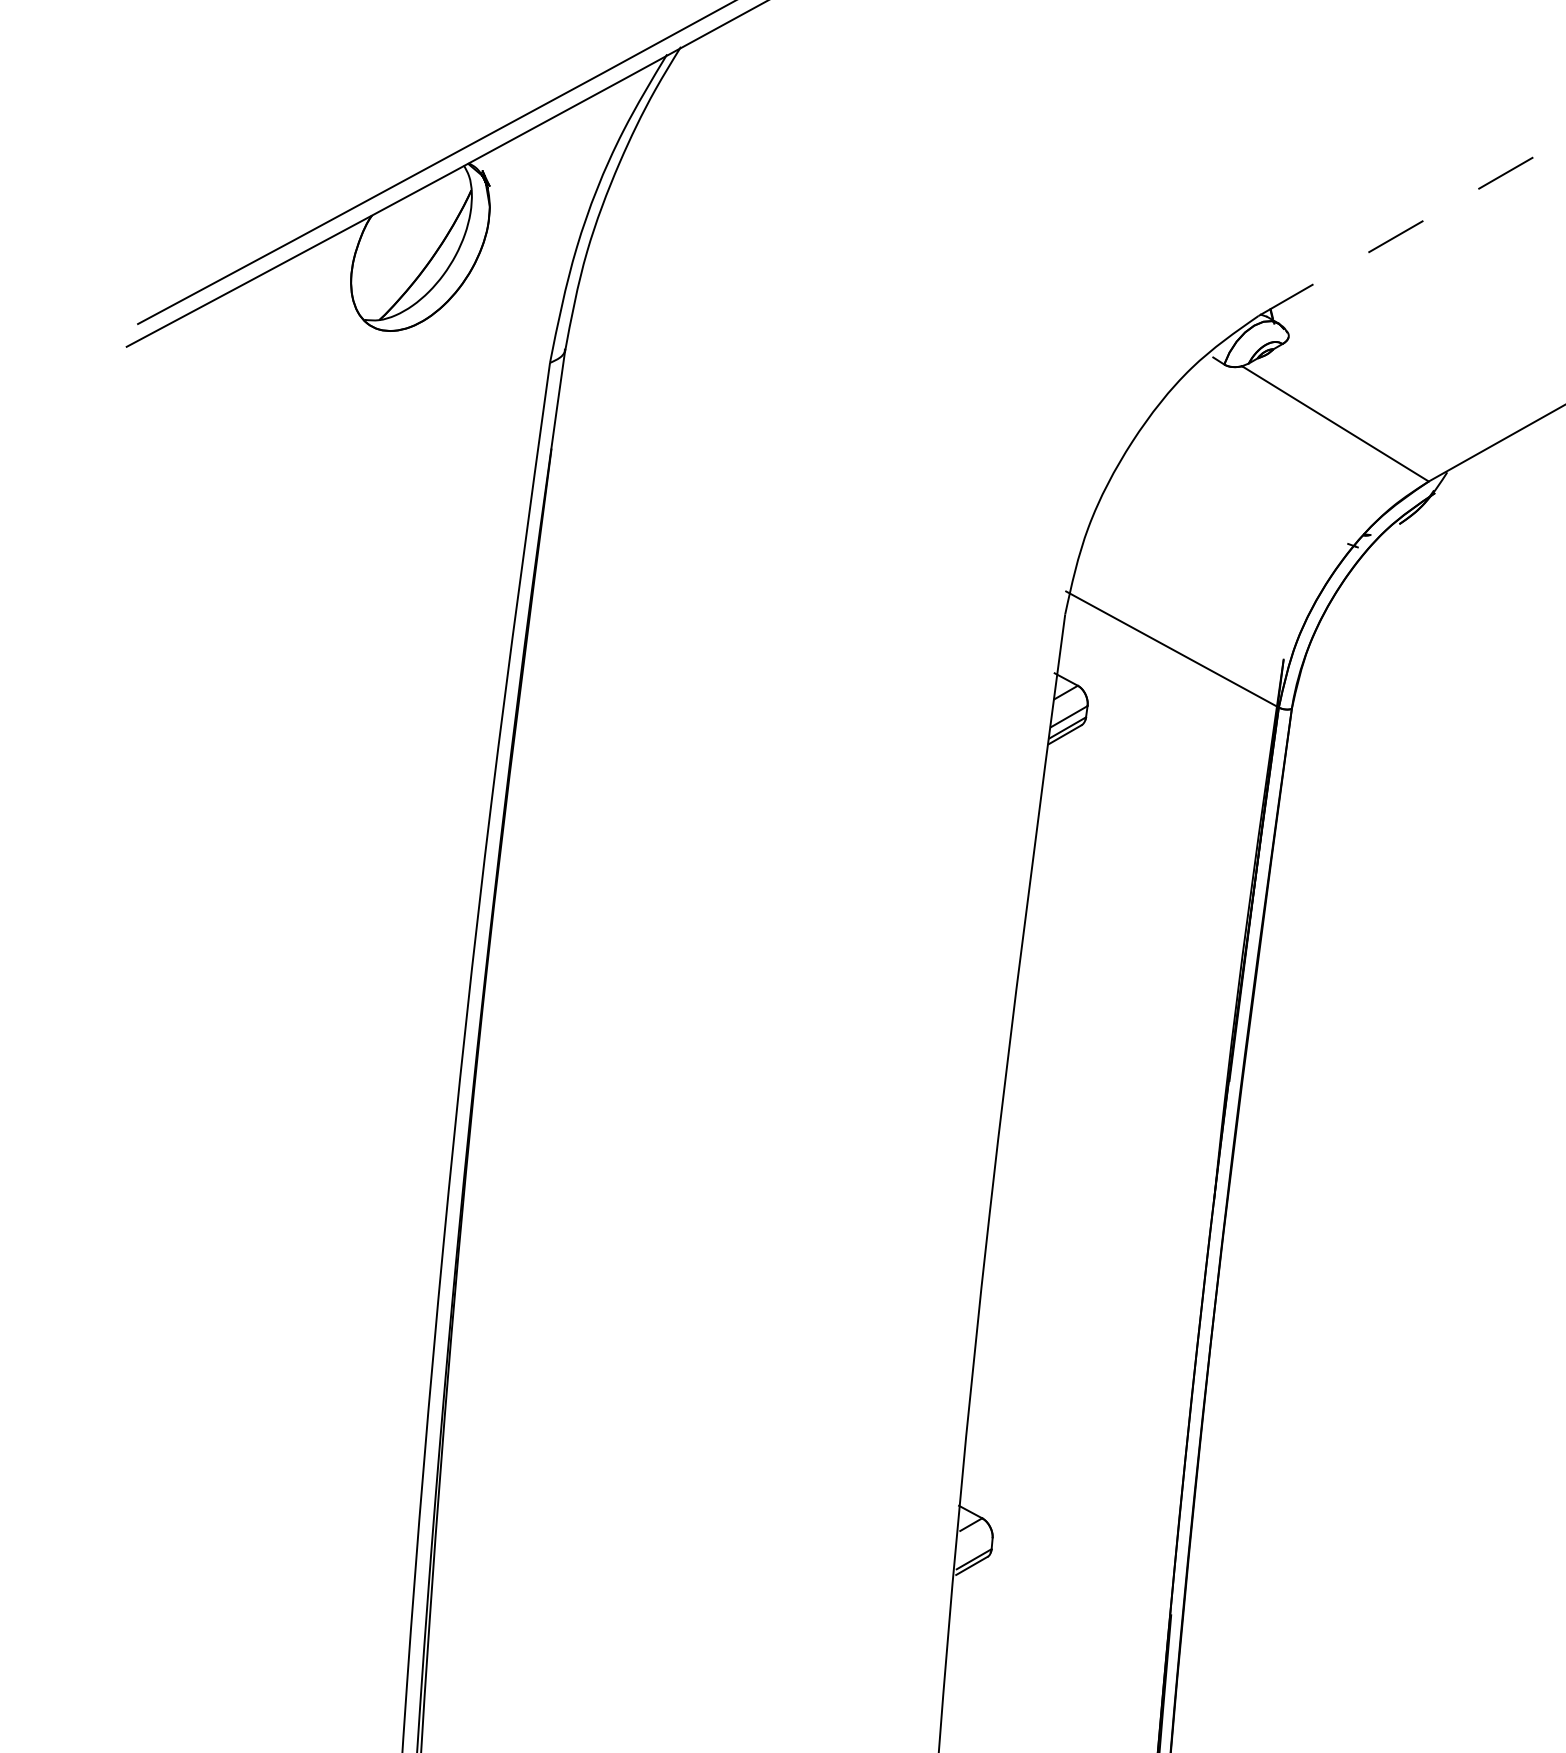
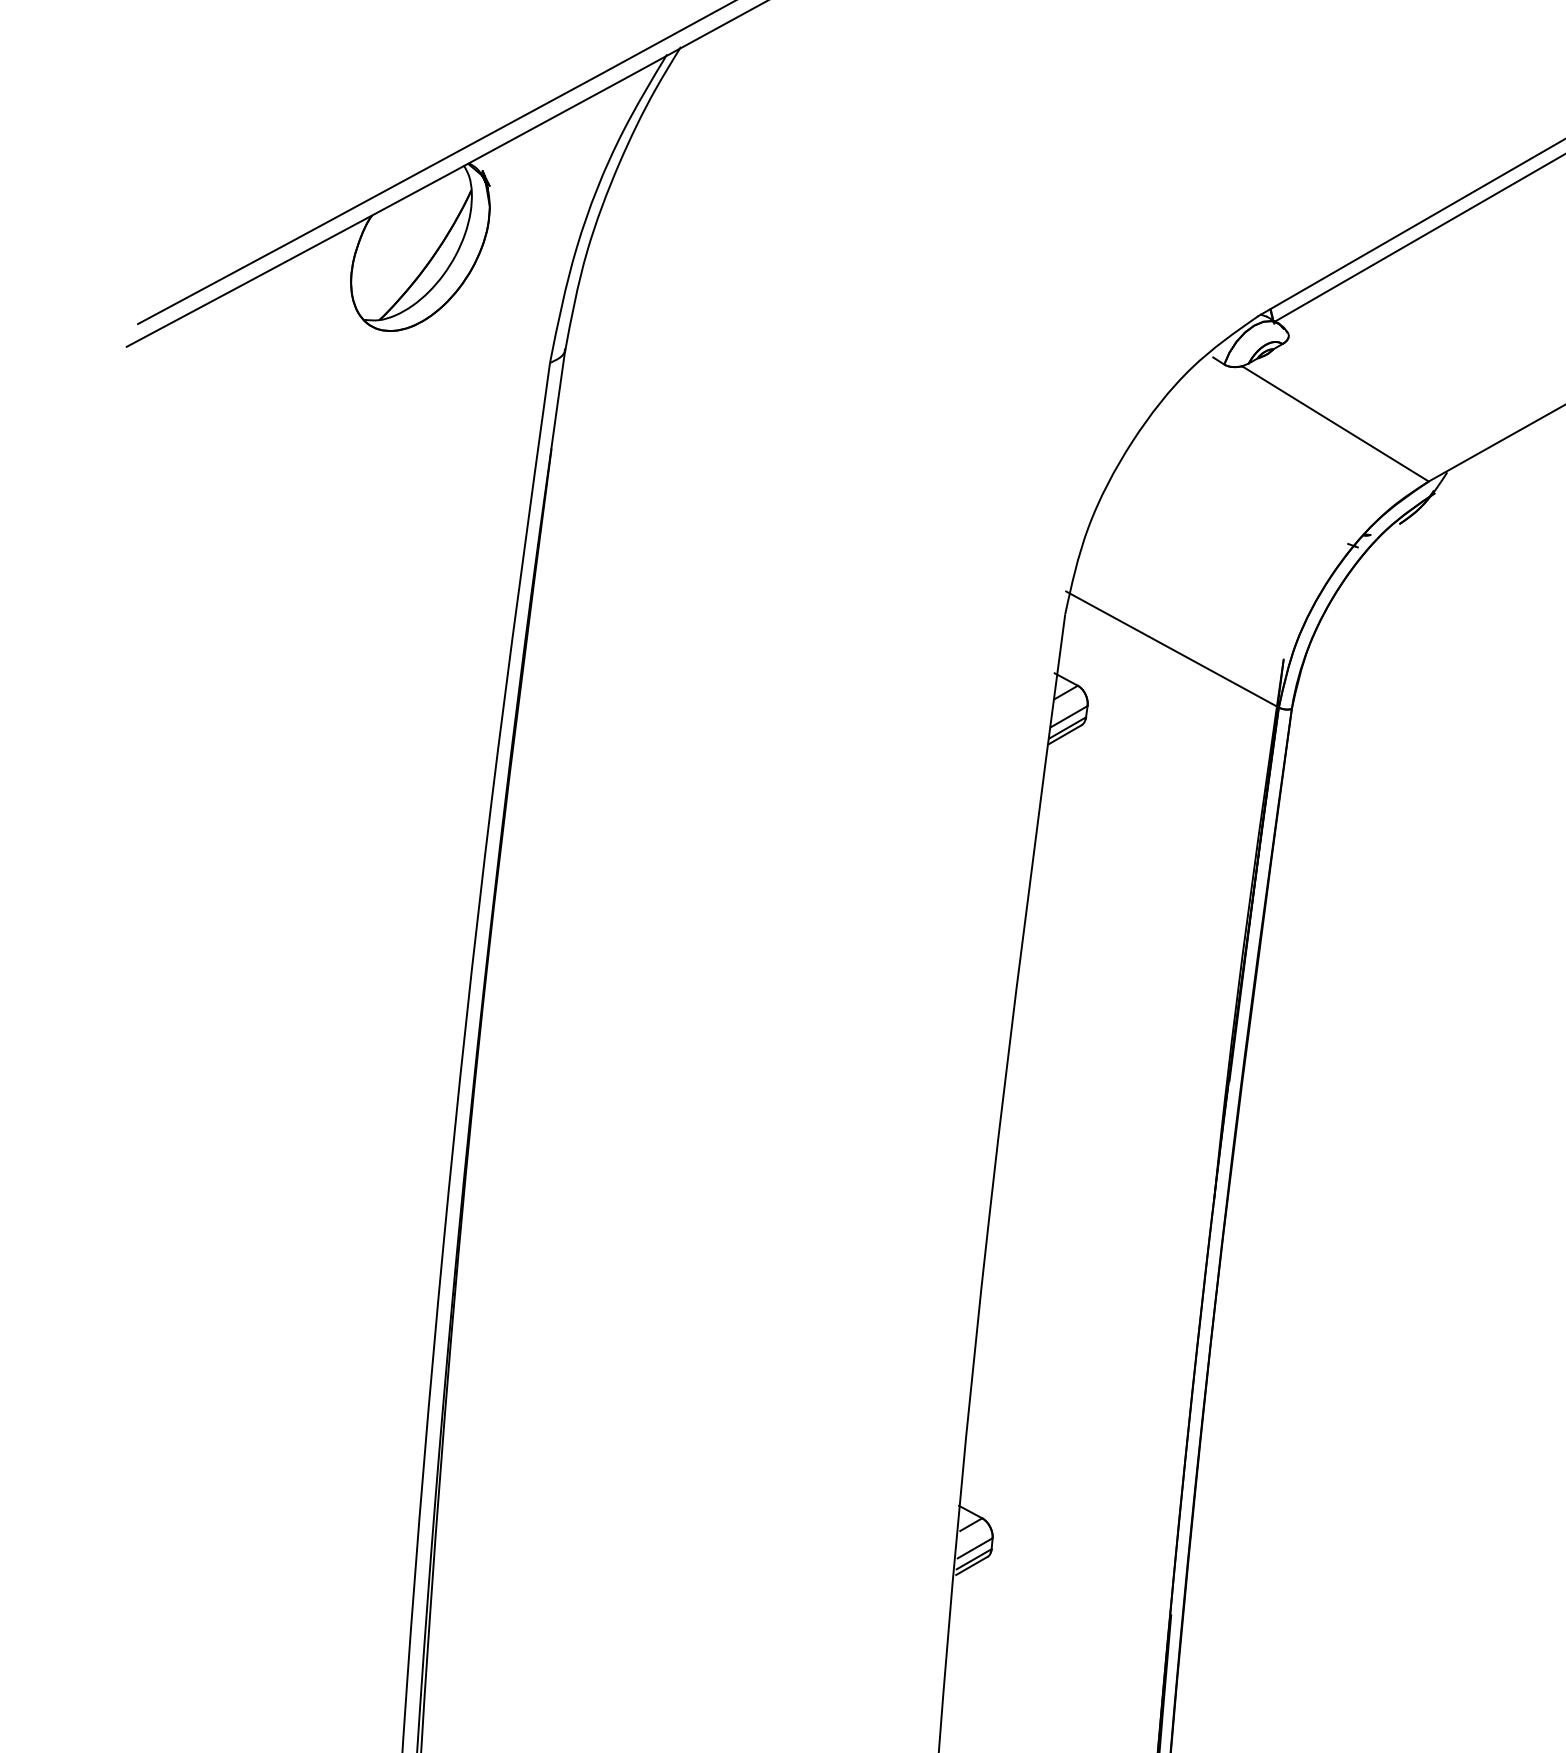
line: dashed -> solid (1412, 227)
line: none -> present (1418, 238)
line: none -> present (974, 1548)
